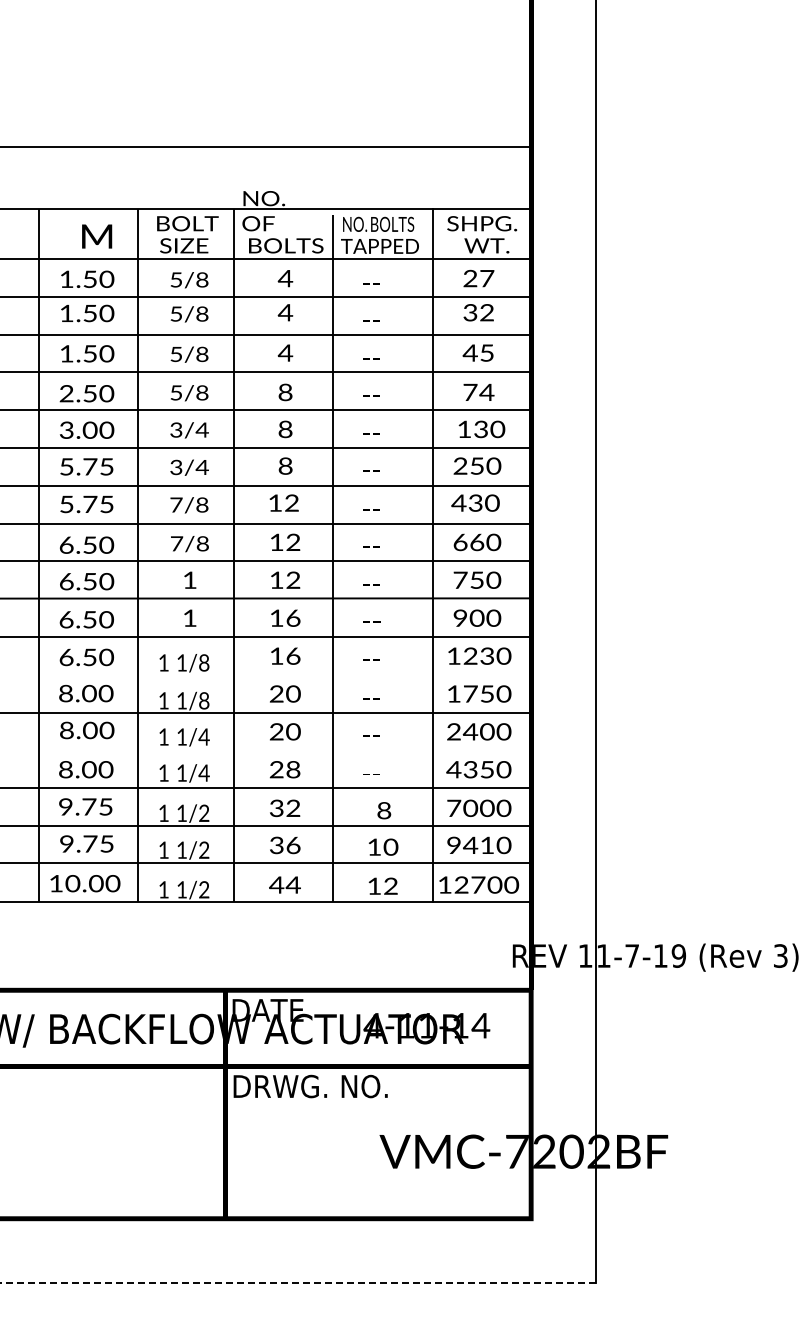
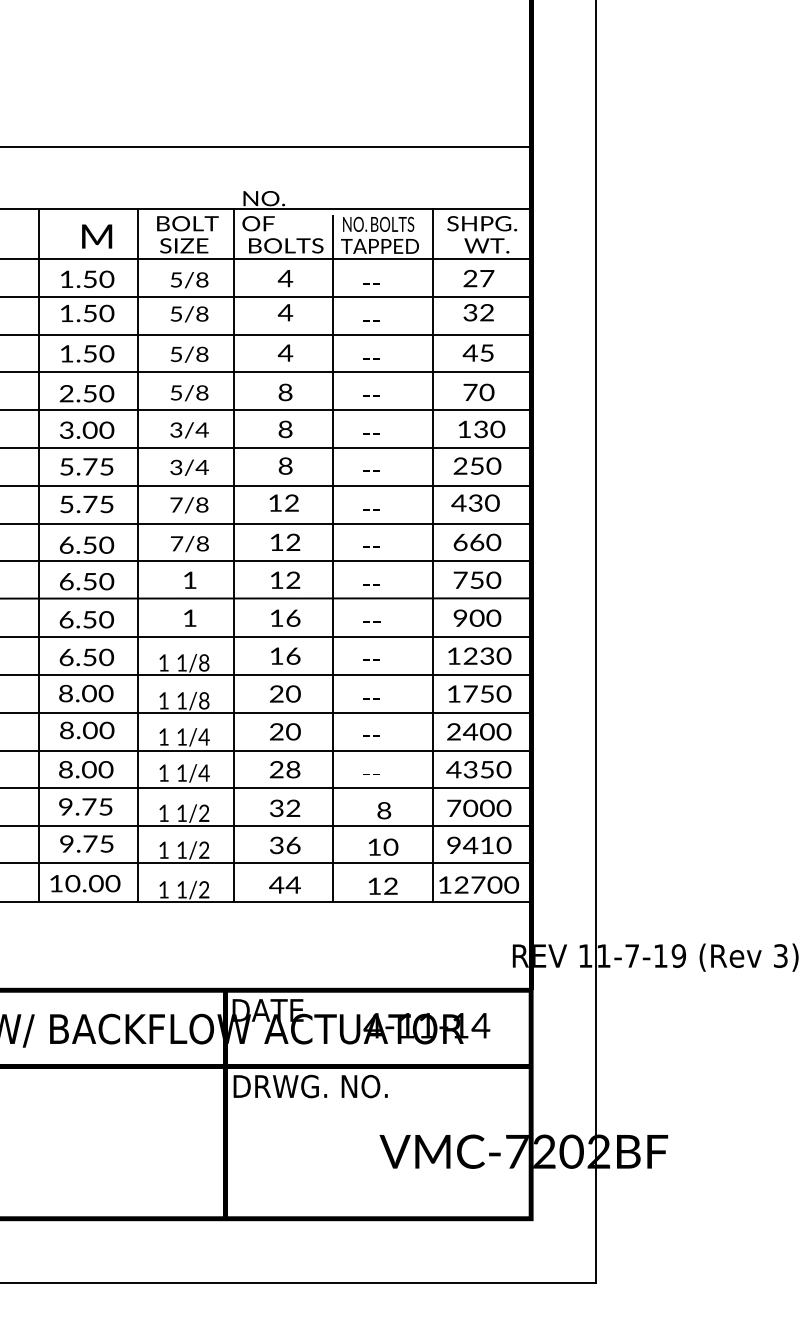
text: 74 -> 70 (486, 392)
line: none -> present (266, 674)
line: none -> present (266, 750)
line: dashed -> solid (297, 1283)
